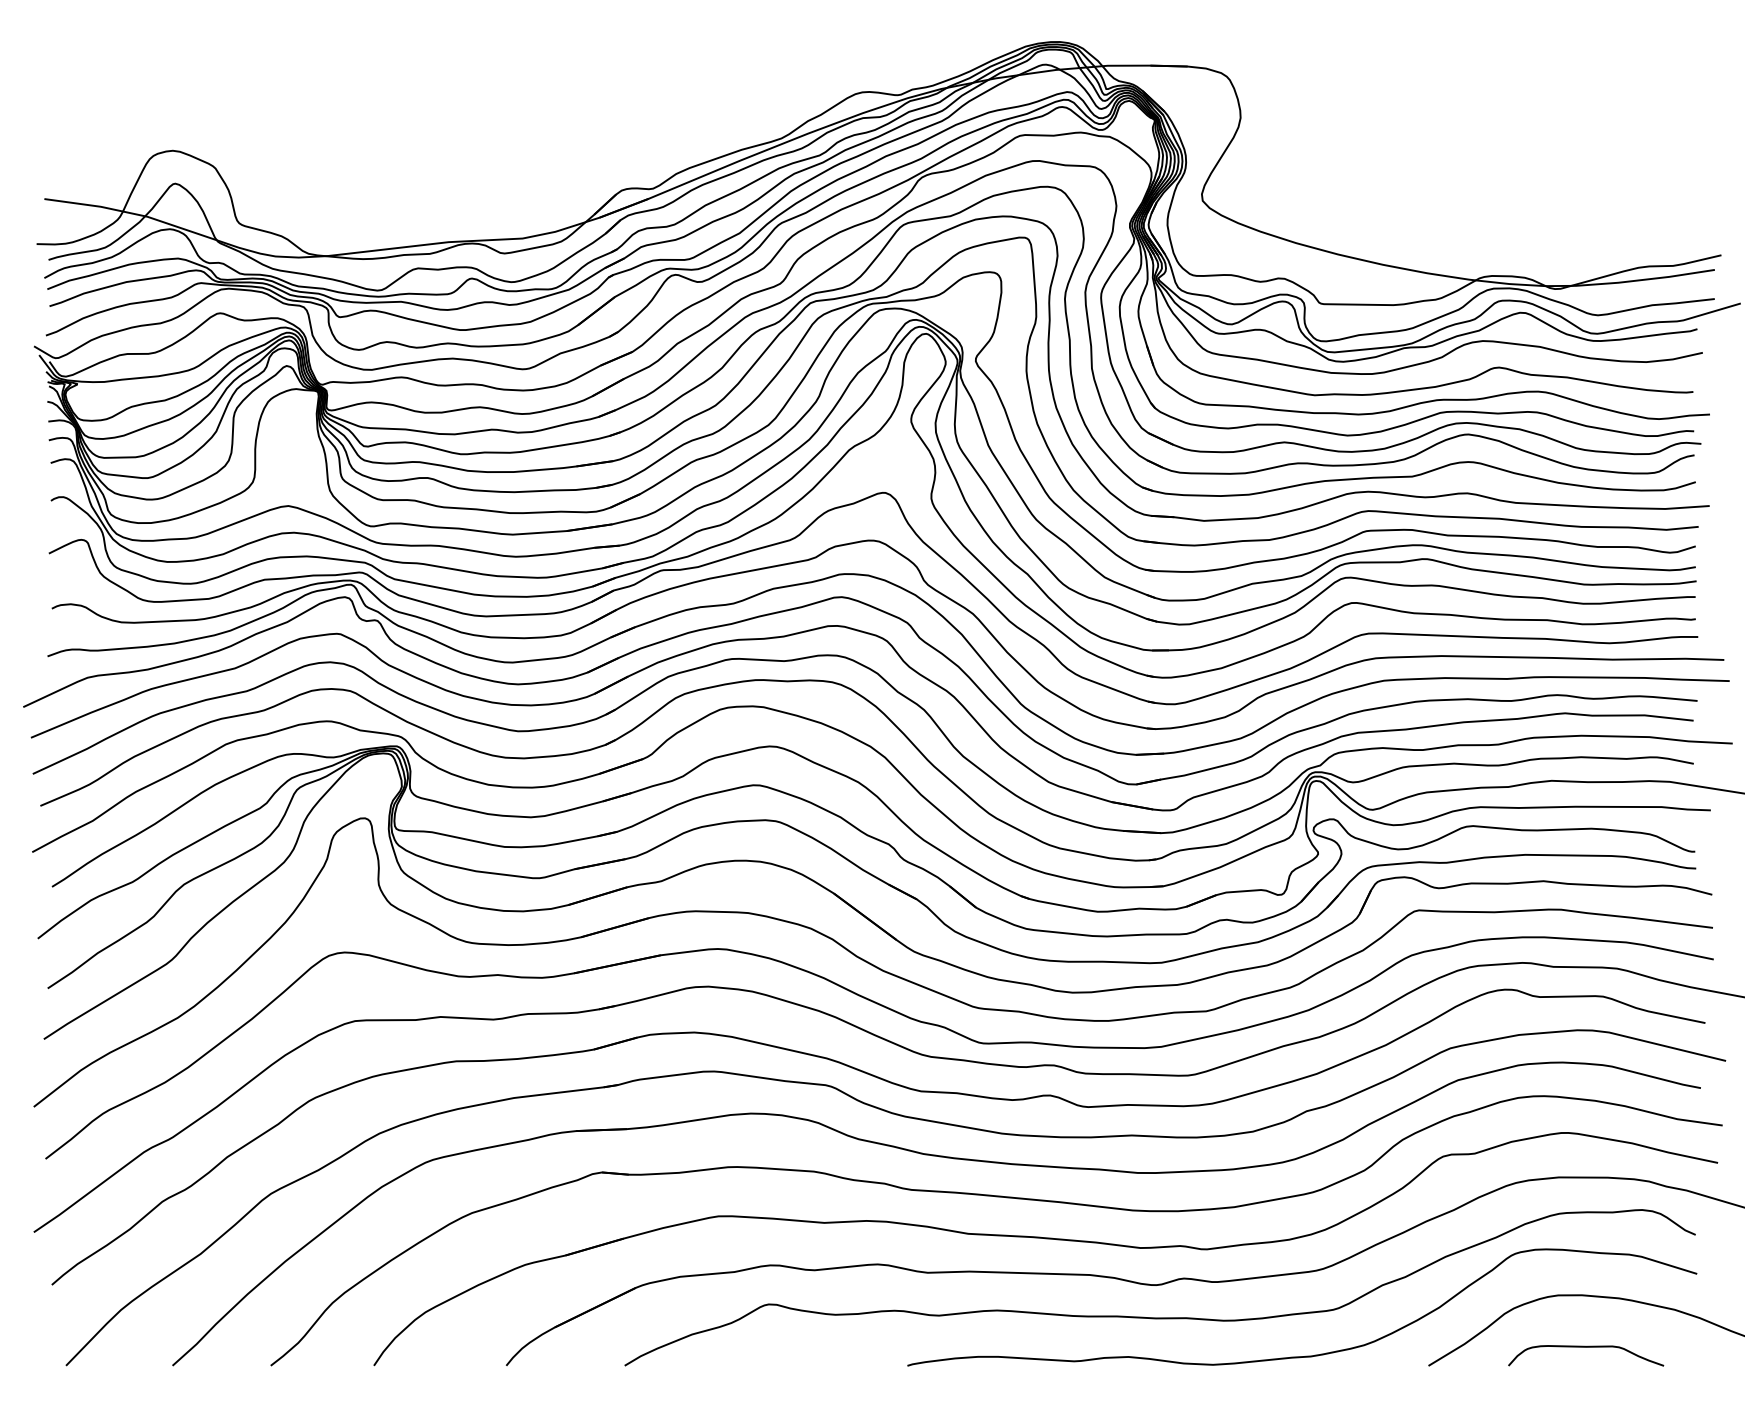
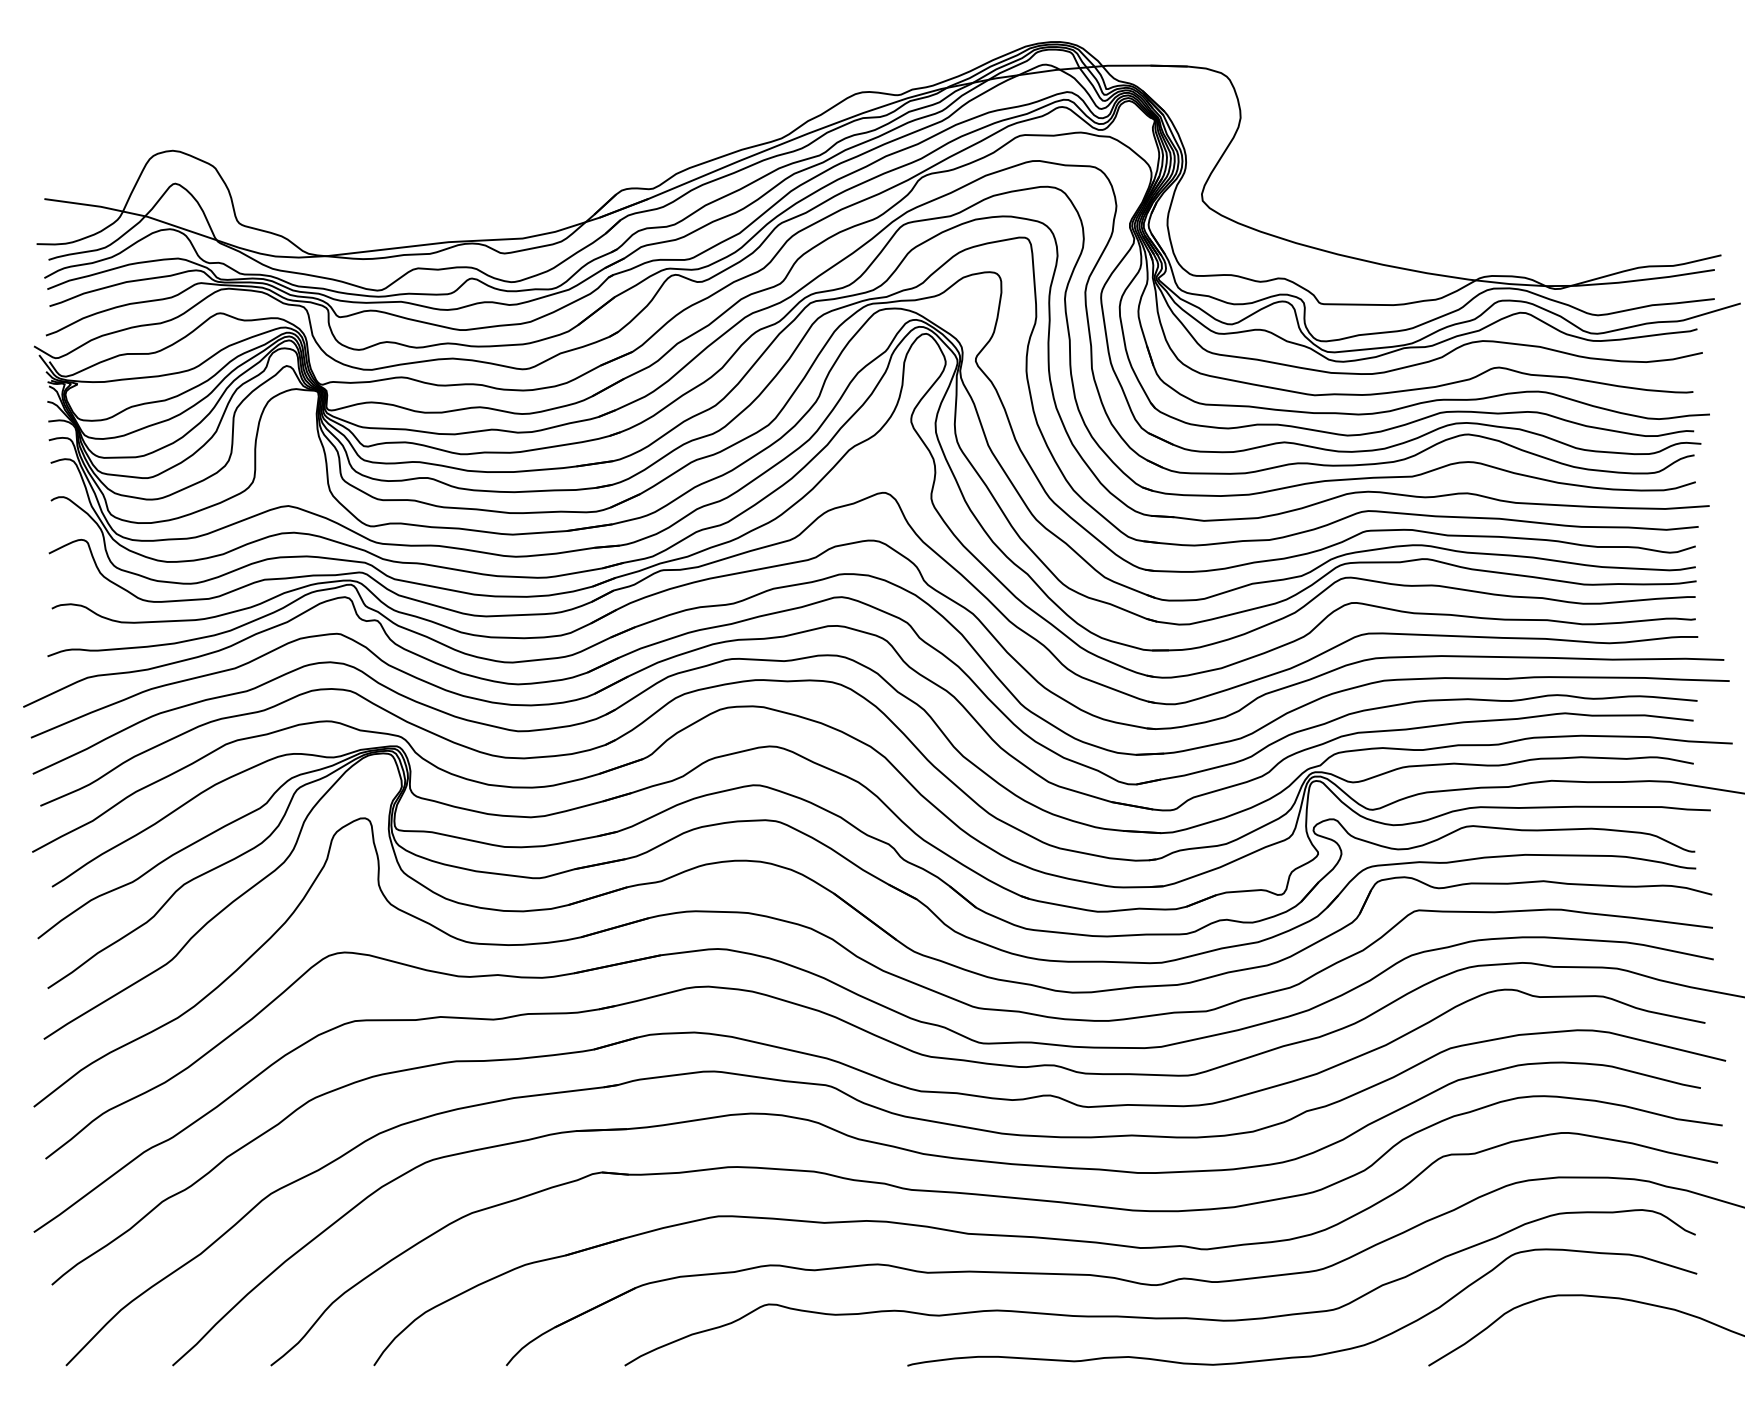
curve: present -> none (1586, 1347)
